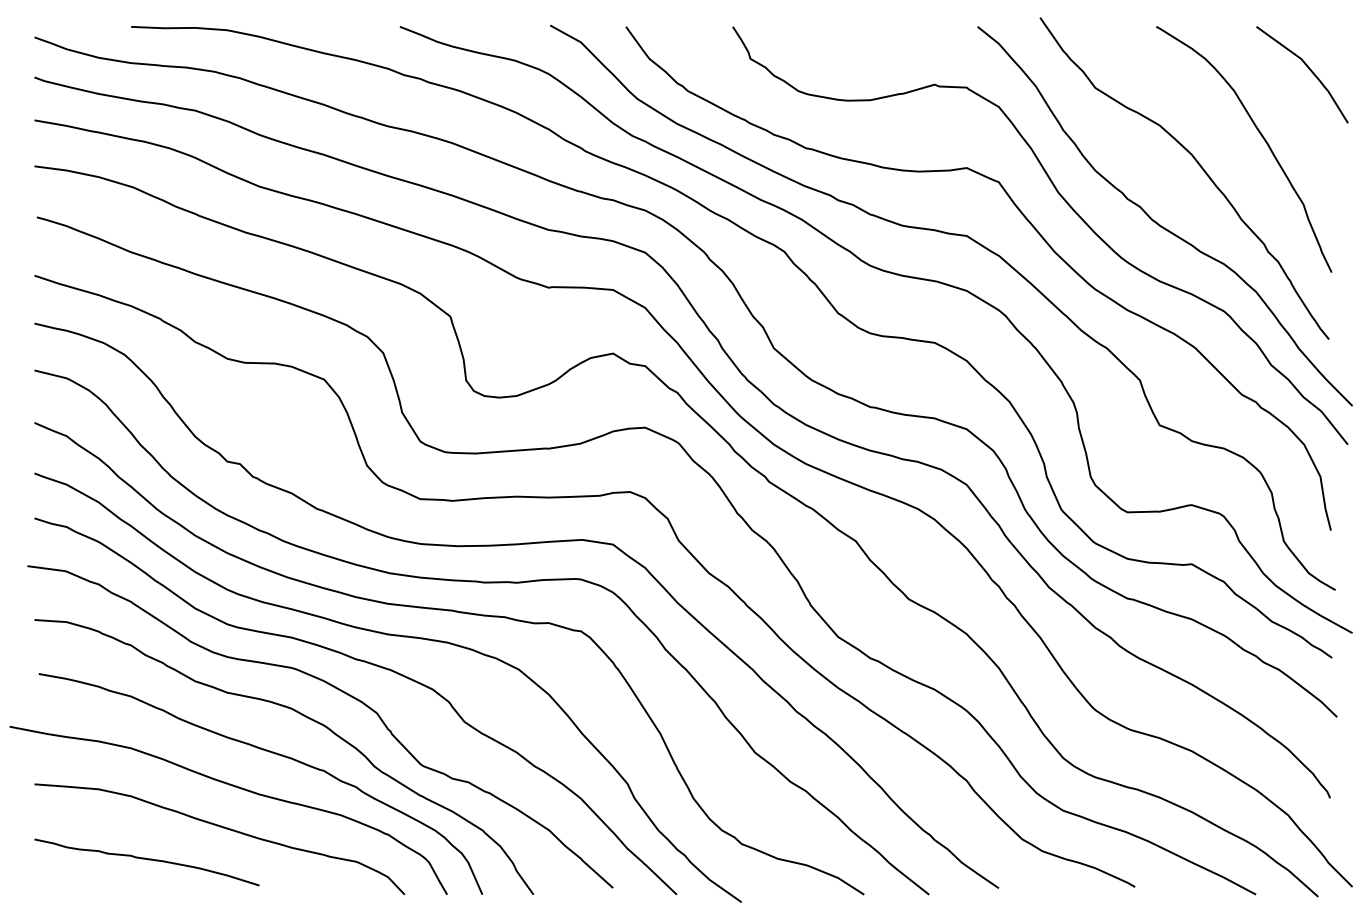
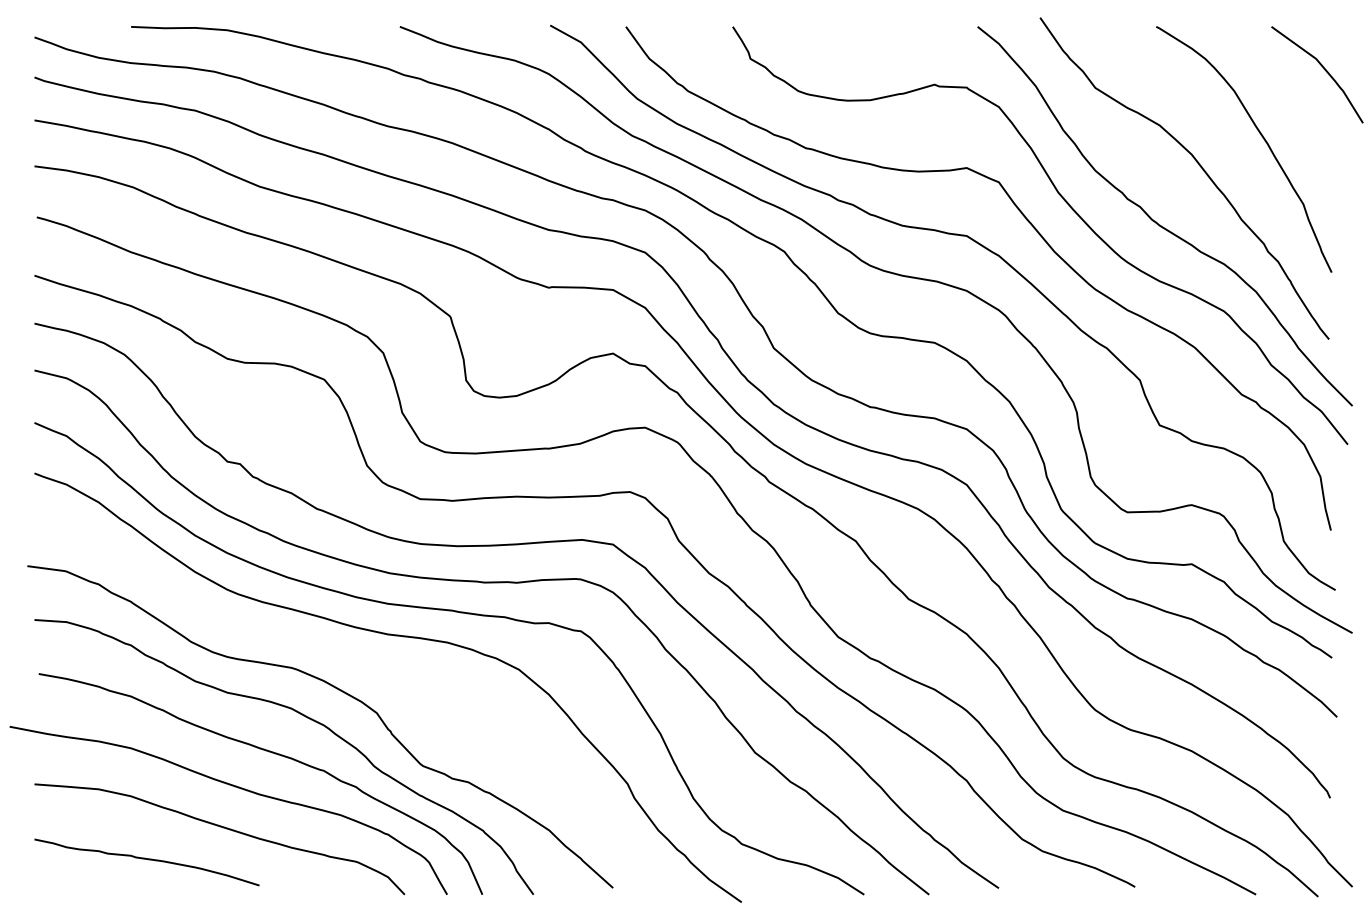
curve position: (1308, 69) -> (1323, 69) (1323, 69)
curve: present -> none (370, 664)
